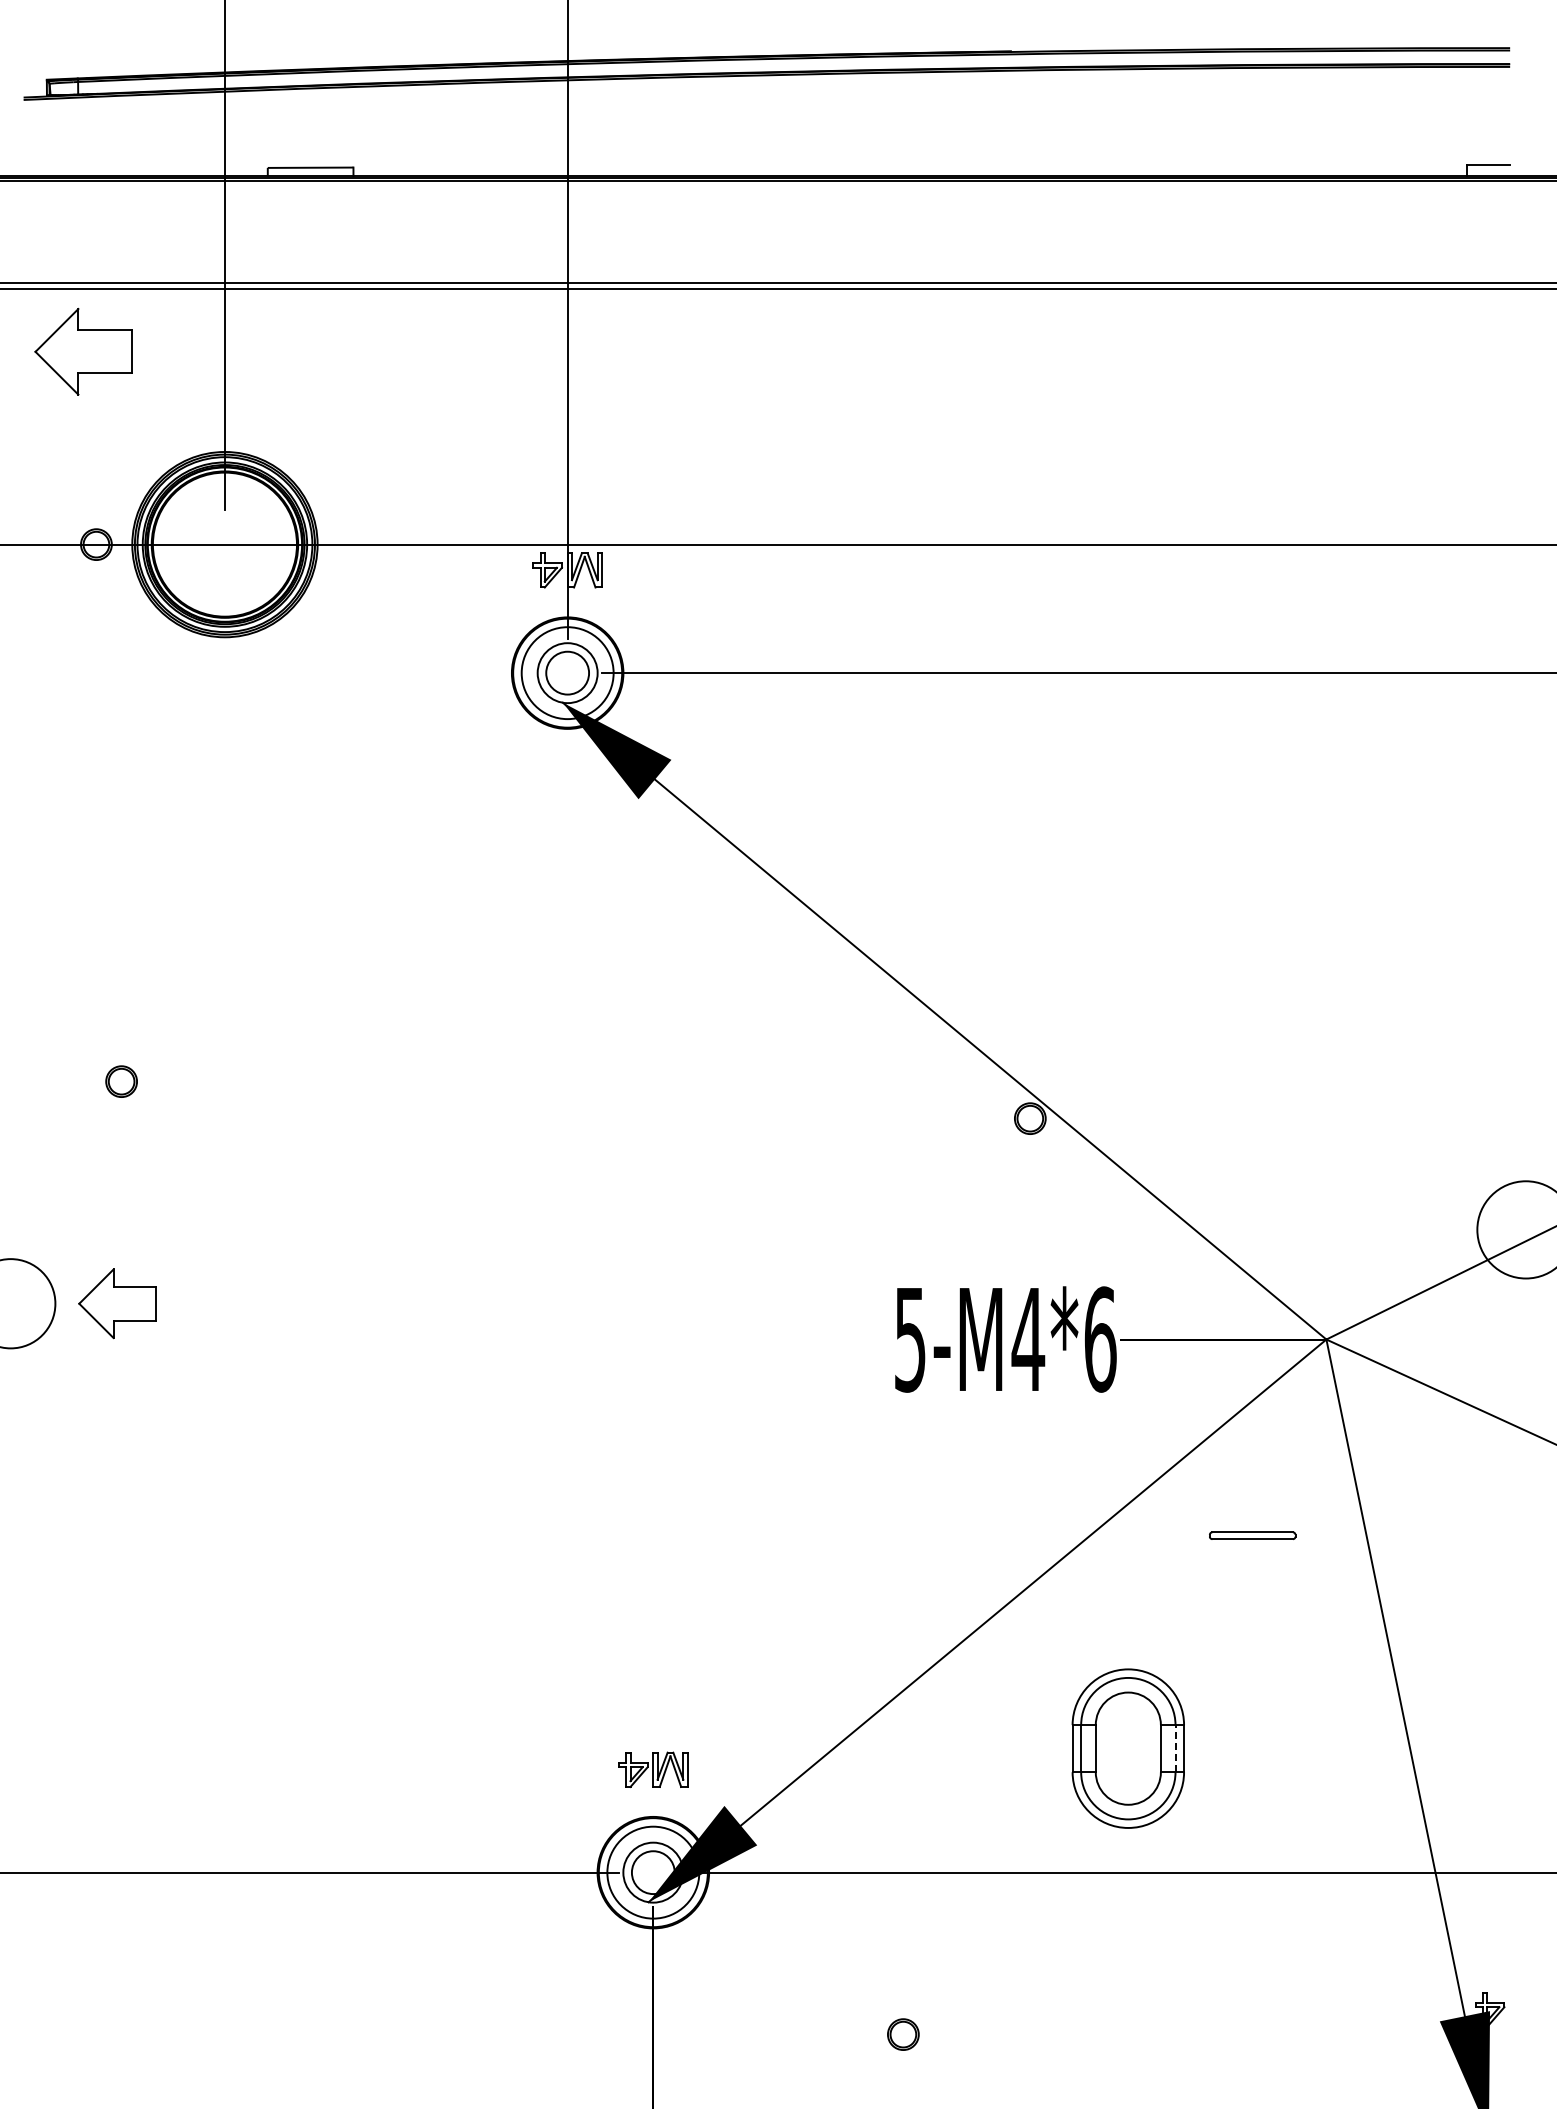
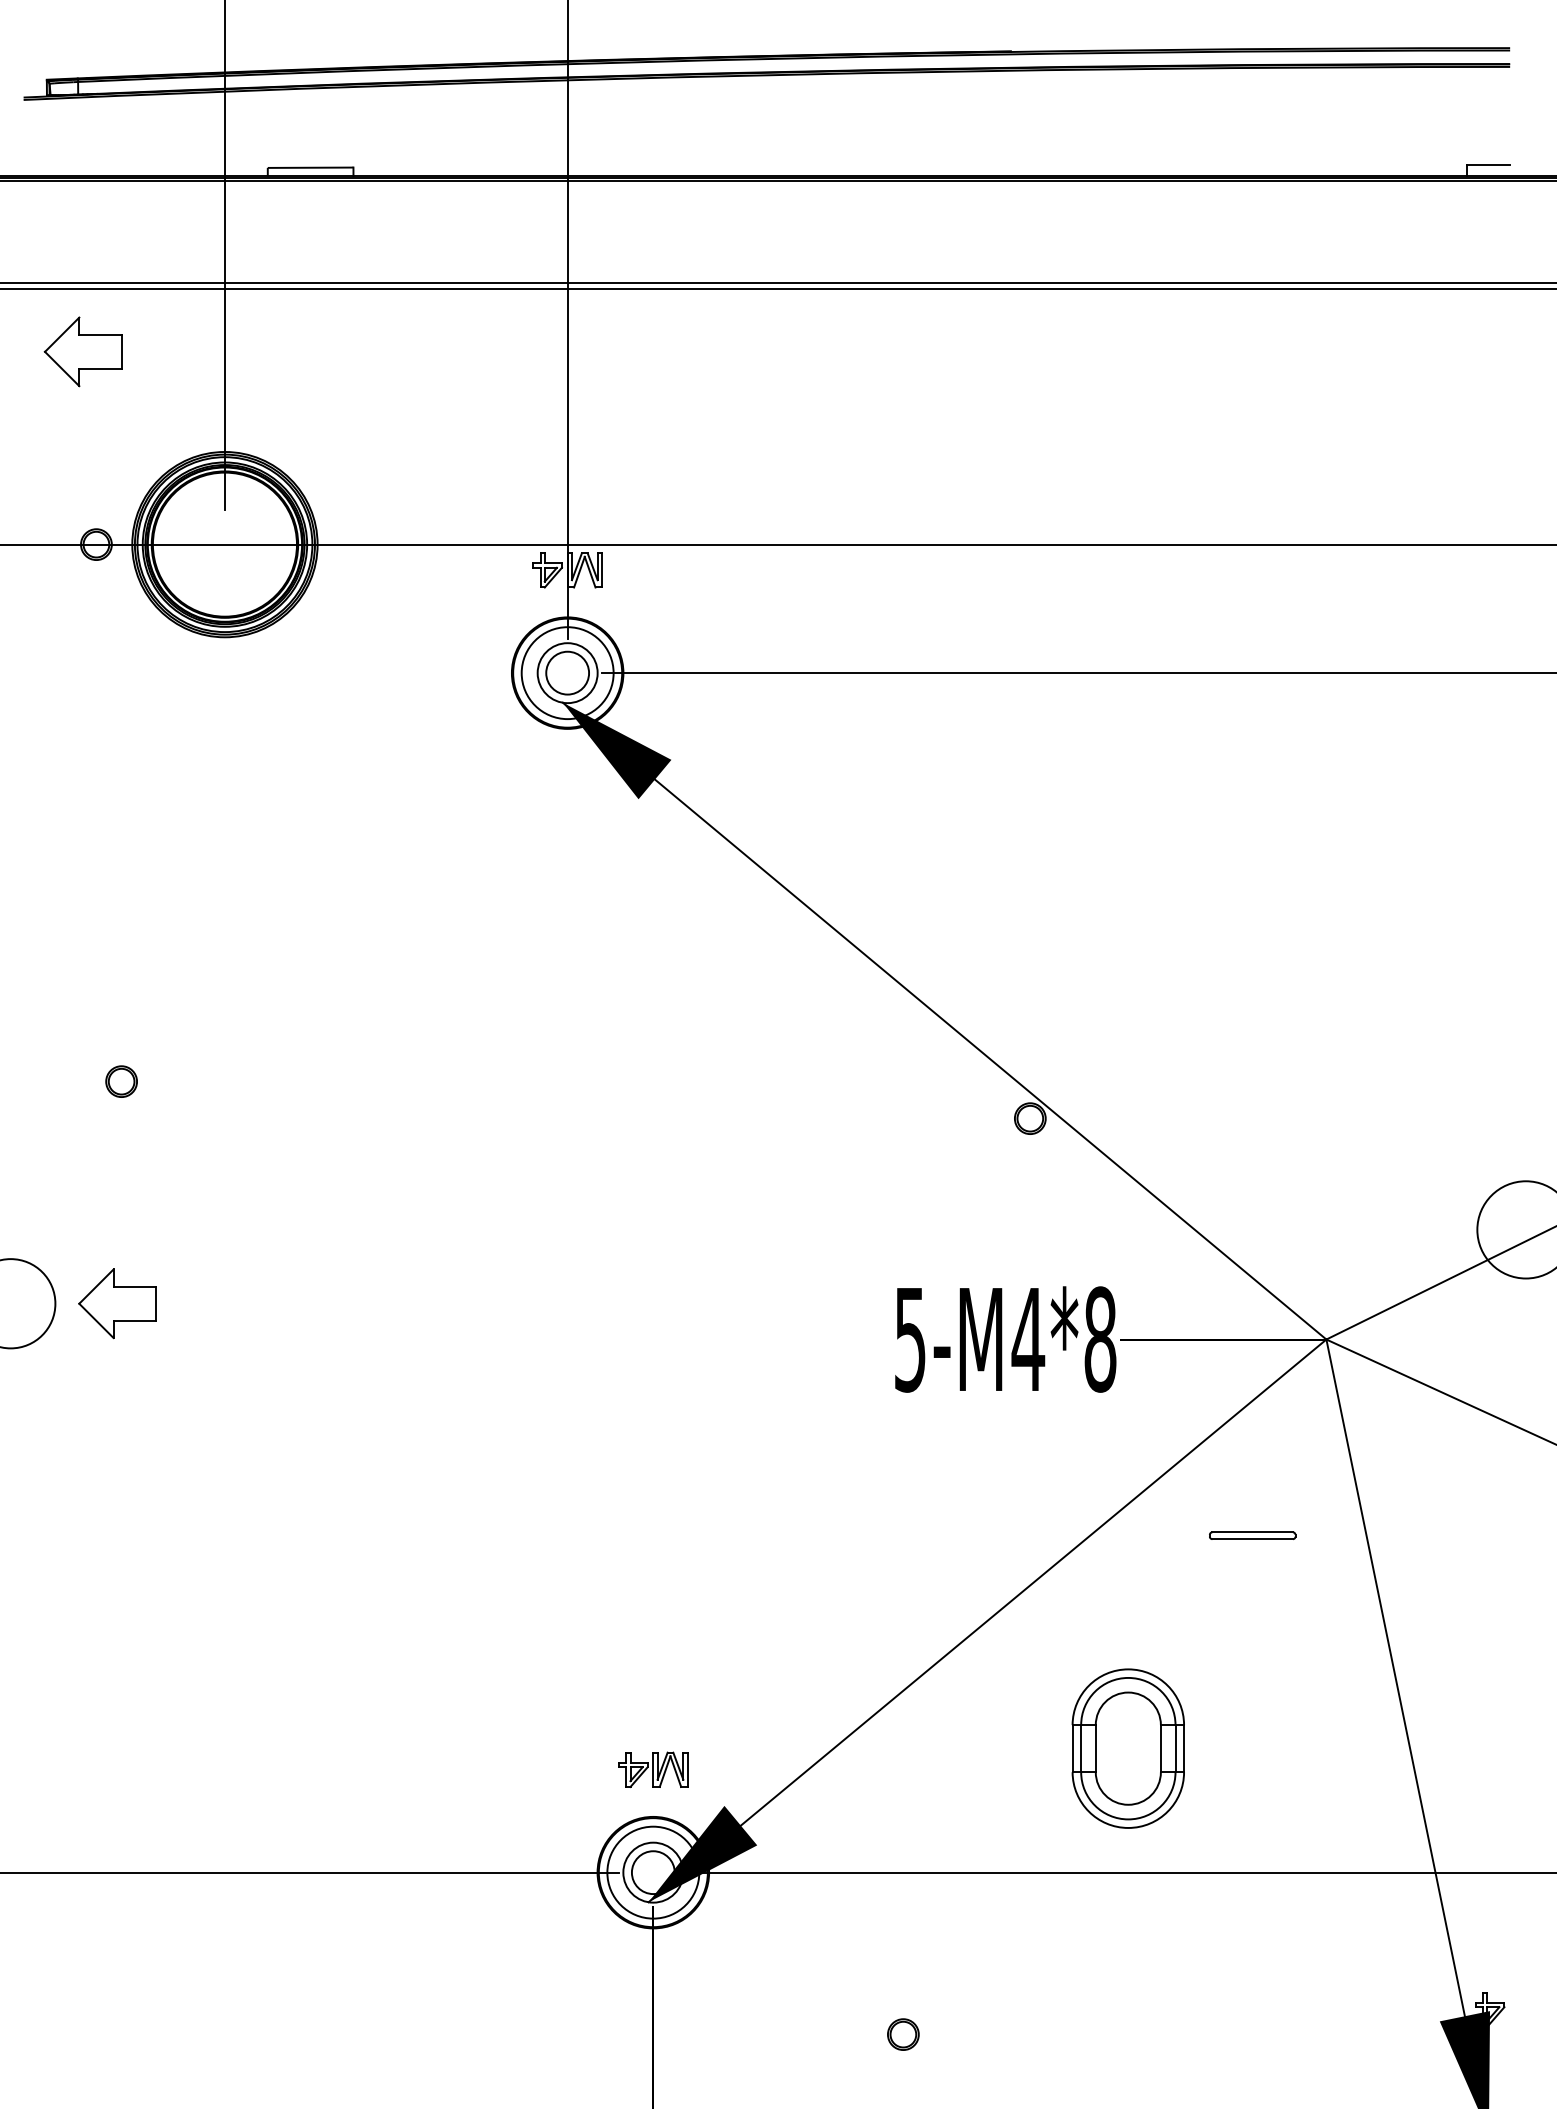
part size: 99x89 px -> 80x72 px (82, 351)
text: 5-M4*6 -> 5-M4*8 (1100, 1339)
line: dashed -> solid (1175, 1748)
